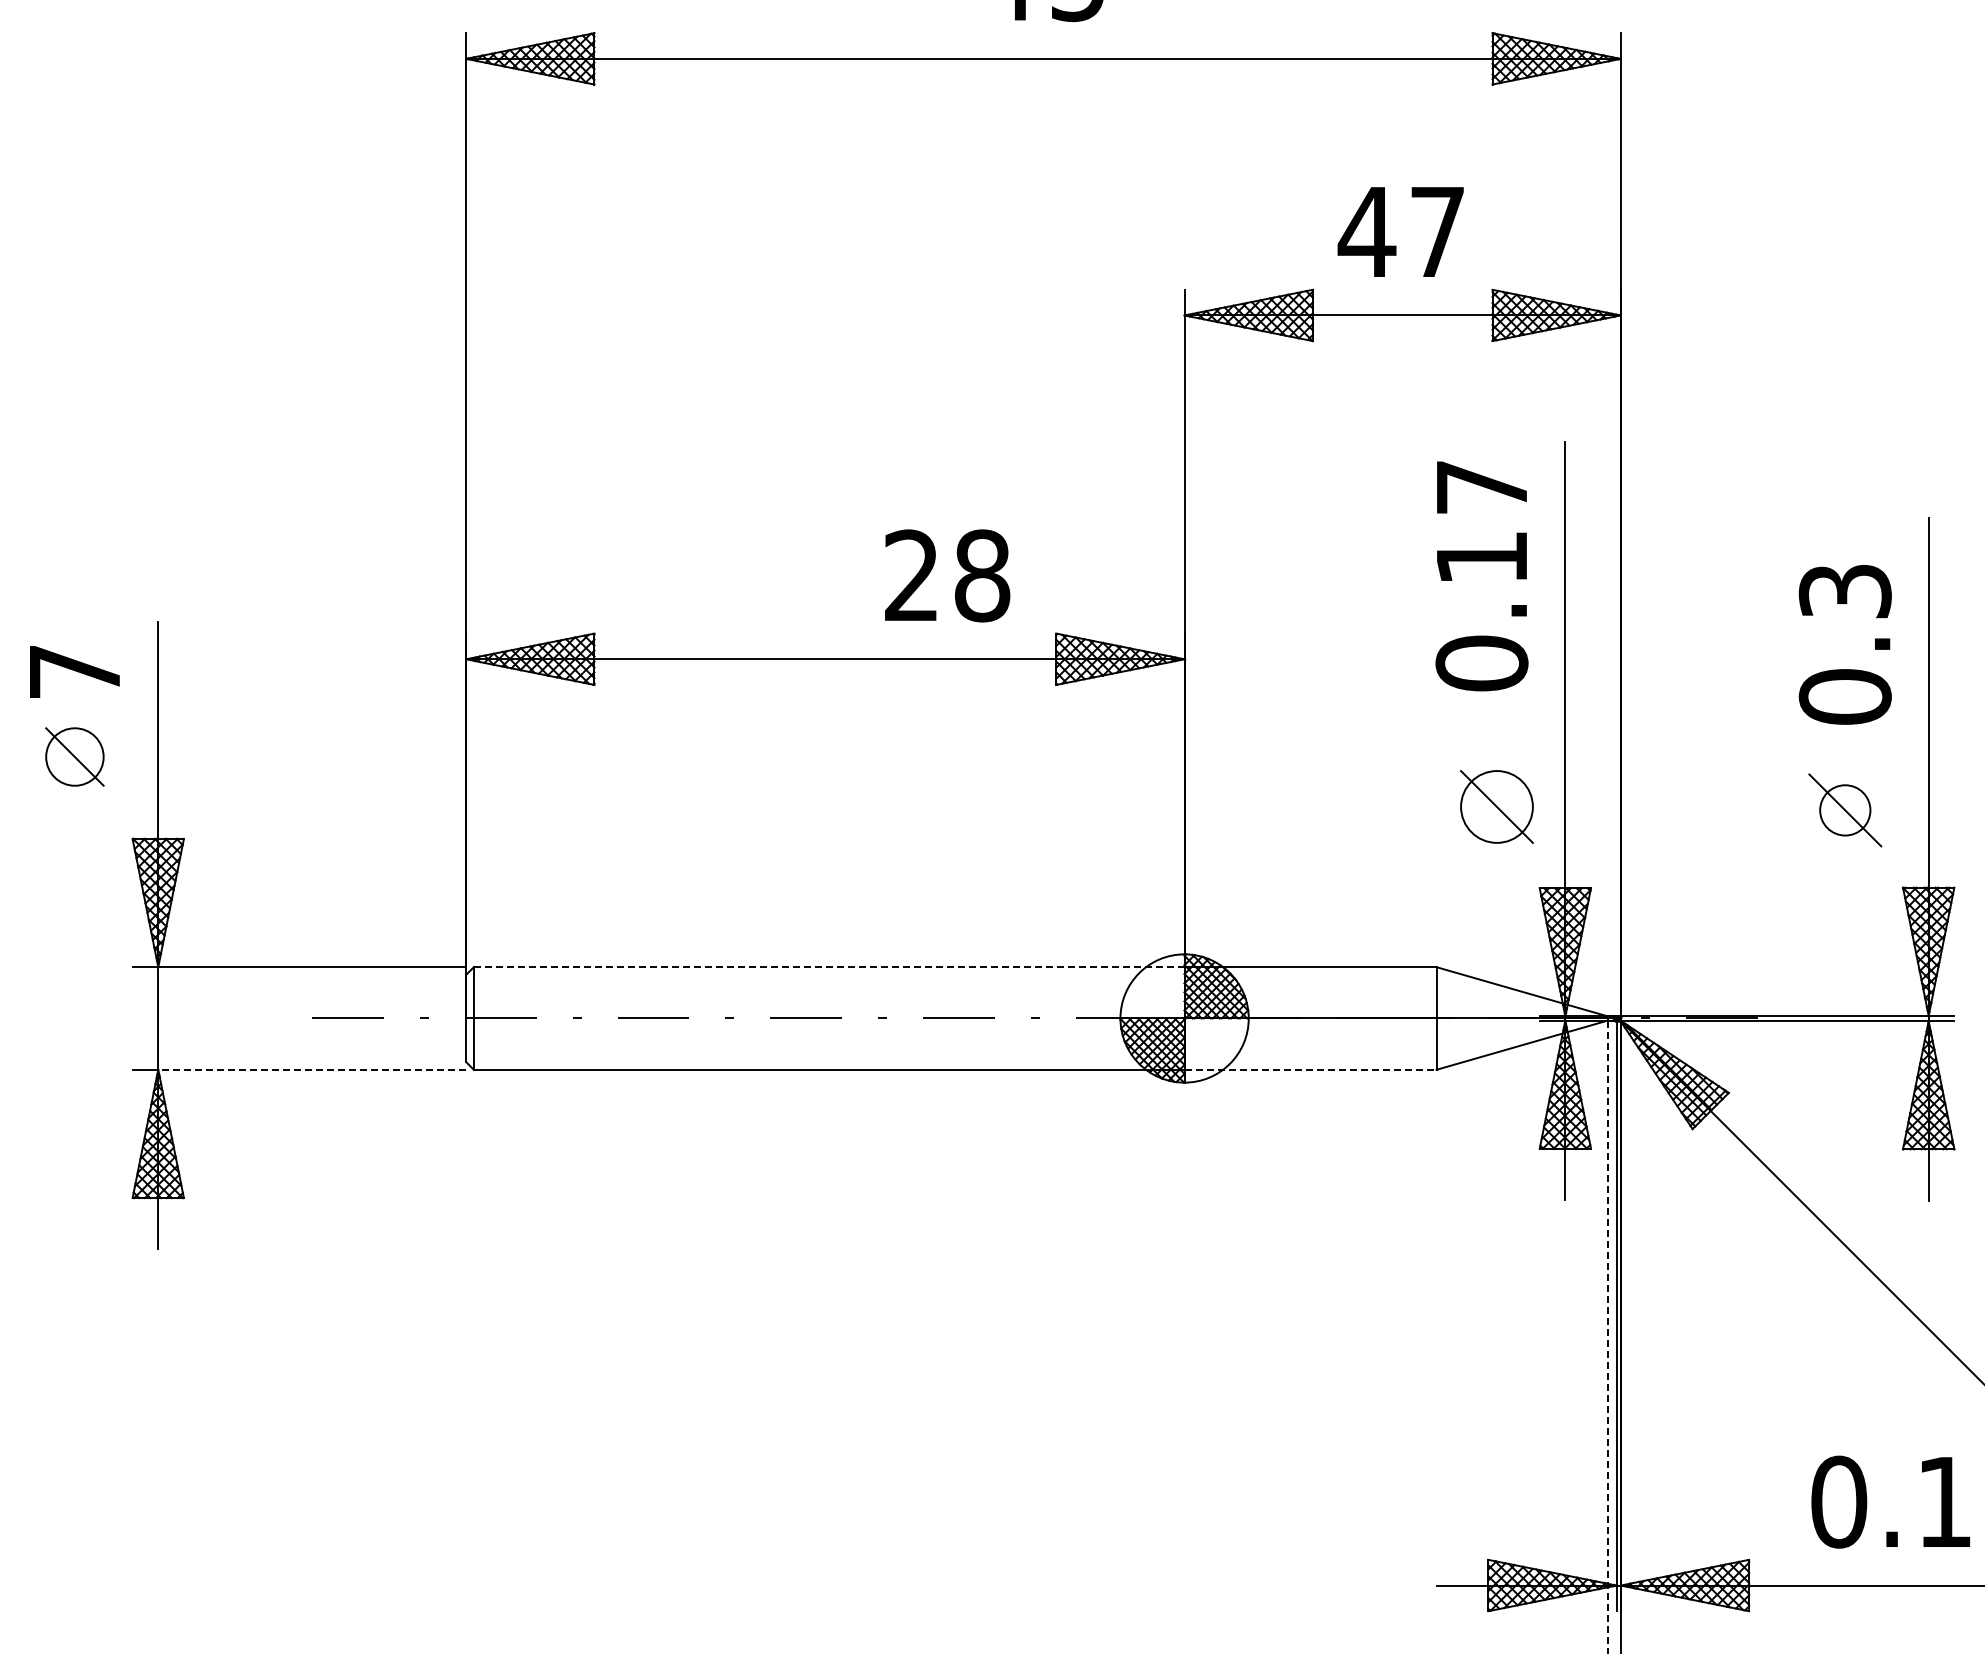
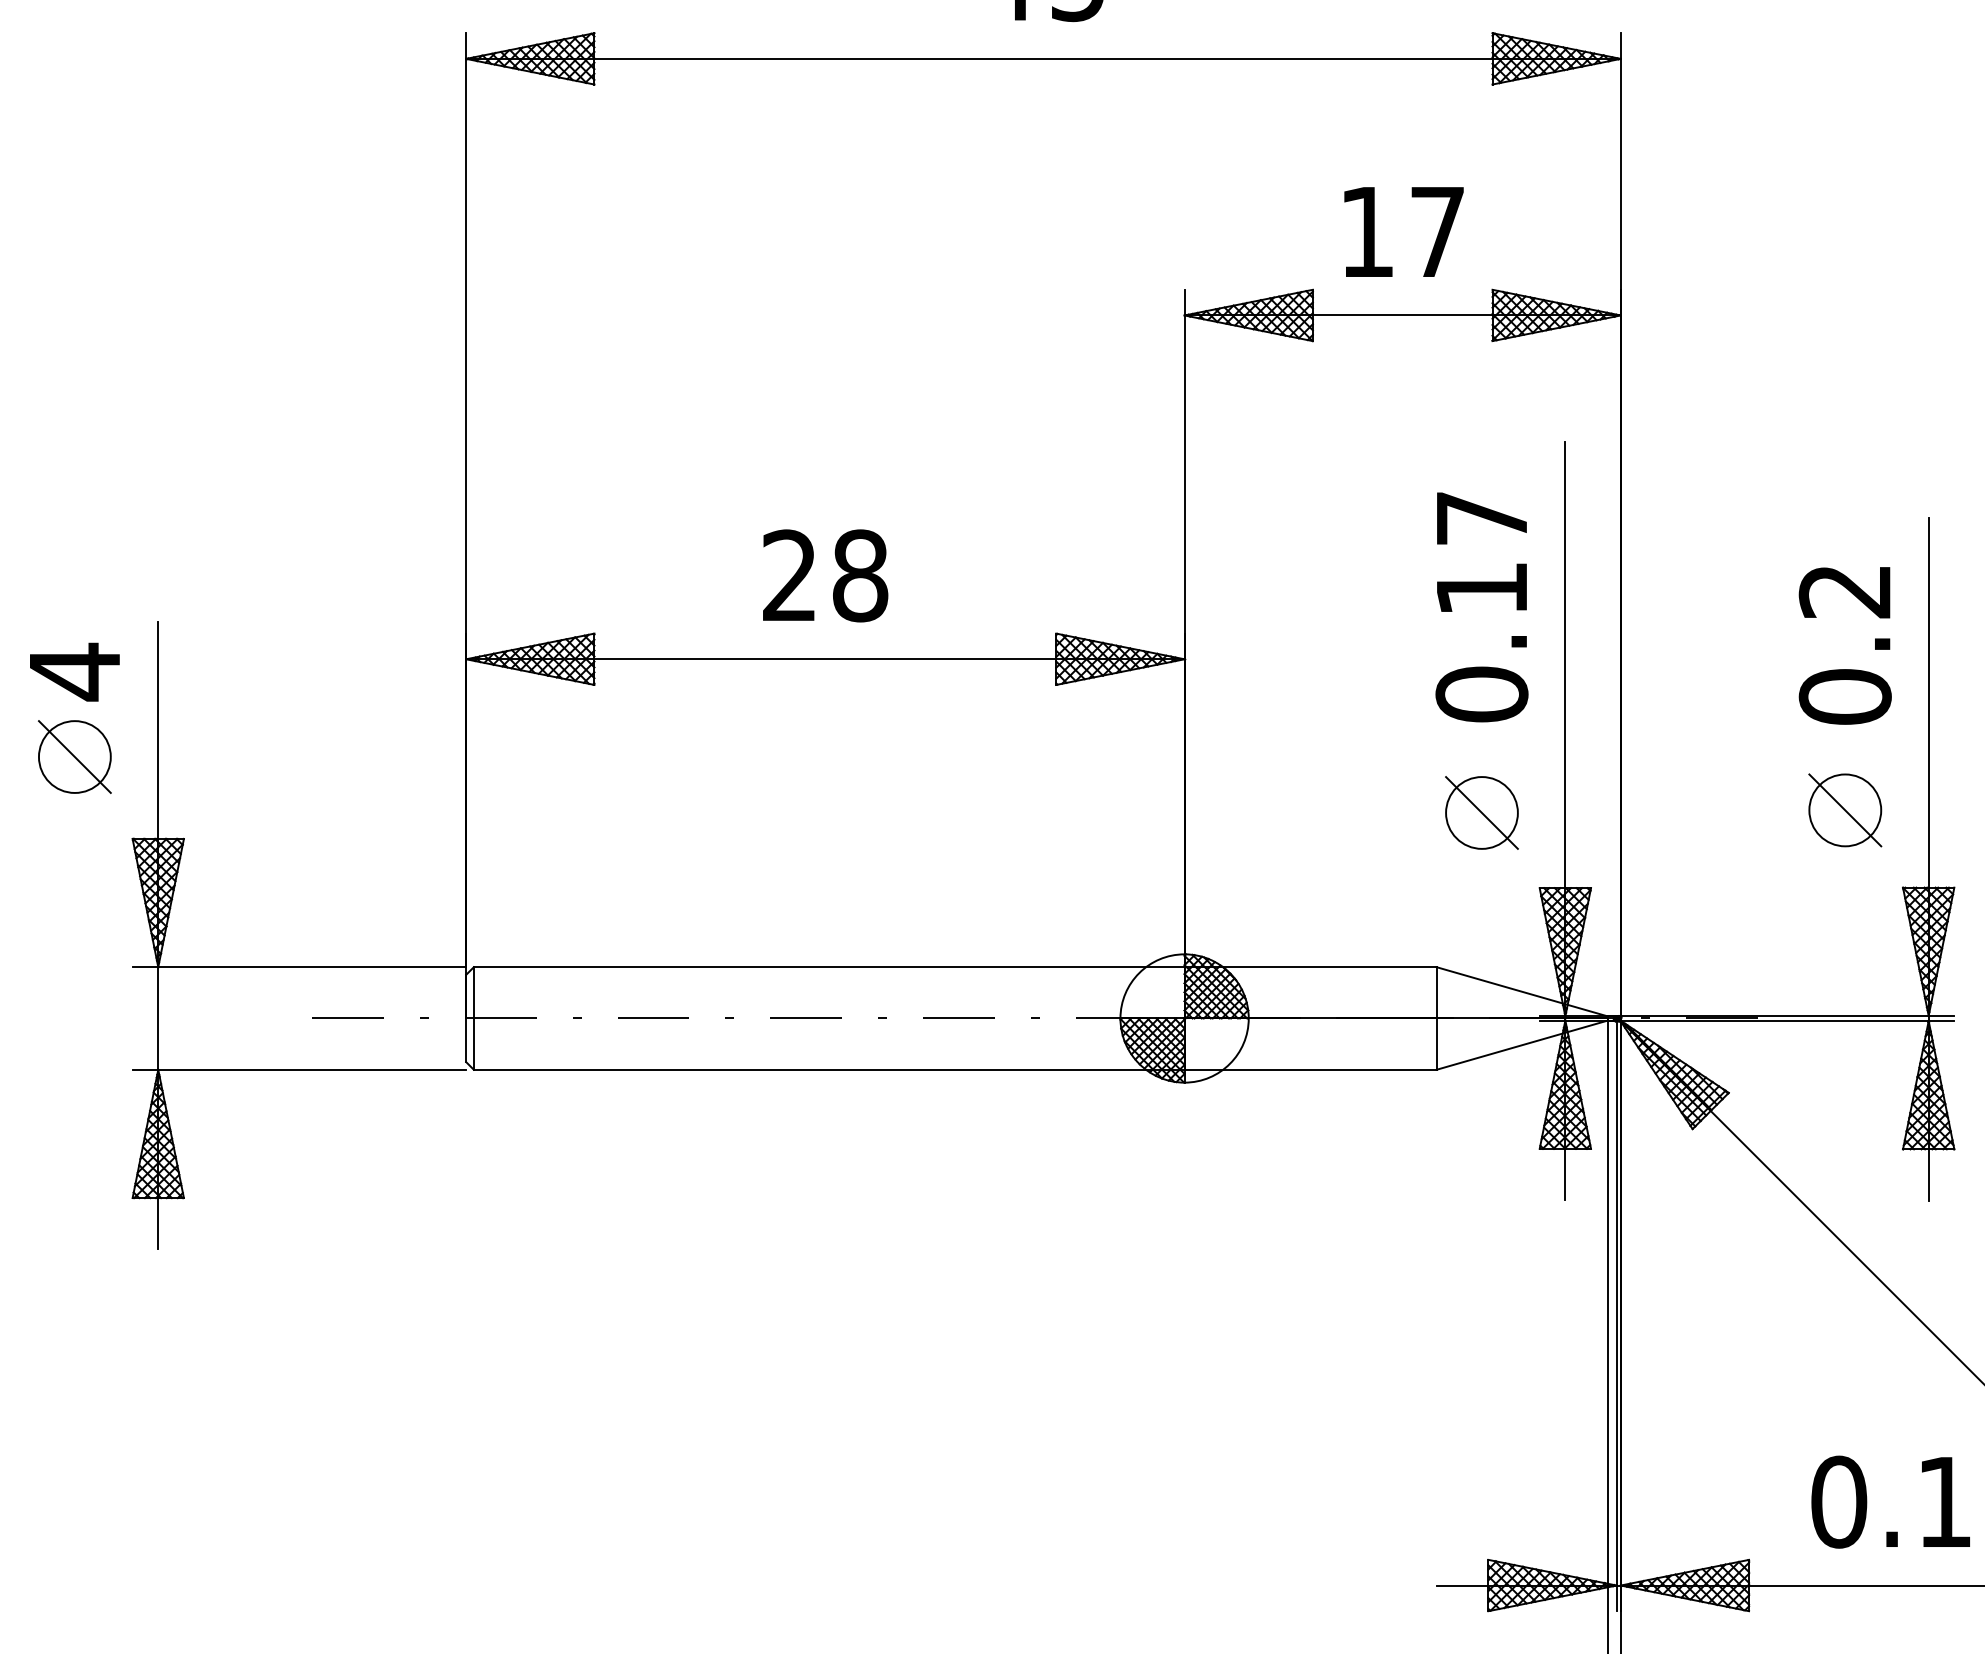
text: 47 -> 17 (1366, 231)
text position: (947, 575) -> (825, 575) (825, 575)
text position: (1481, 576) -> (1481, 607) (1481, 607)
text: 0.3 -> 0.2 (1844, 591)
text: 7 -> 4 (74, 671)
part size: 60x60 px -> 74x74 px (74, 756)
part position: (1496, 806) -> (1481, 812) (1481, 812)
circle diameter: 50 px -> 72 px (1845, 810)
line: dashed -> solid (828, 967)
line: dashed -> solid (312, 1069)
line: dashed -> solid (1310, 1069)
line: dashed -> solid (1607, 1337)
